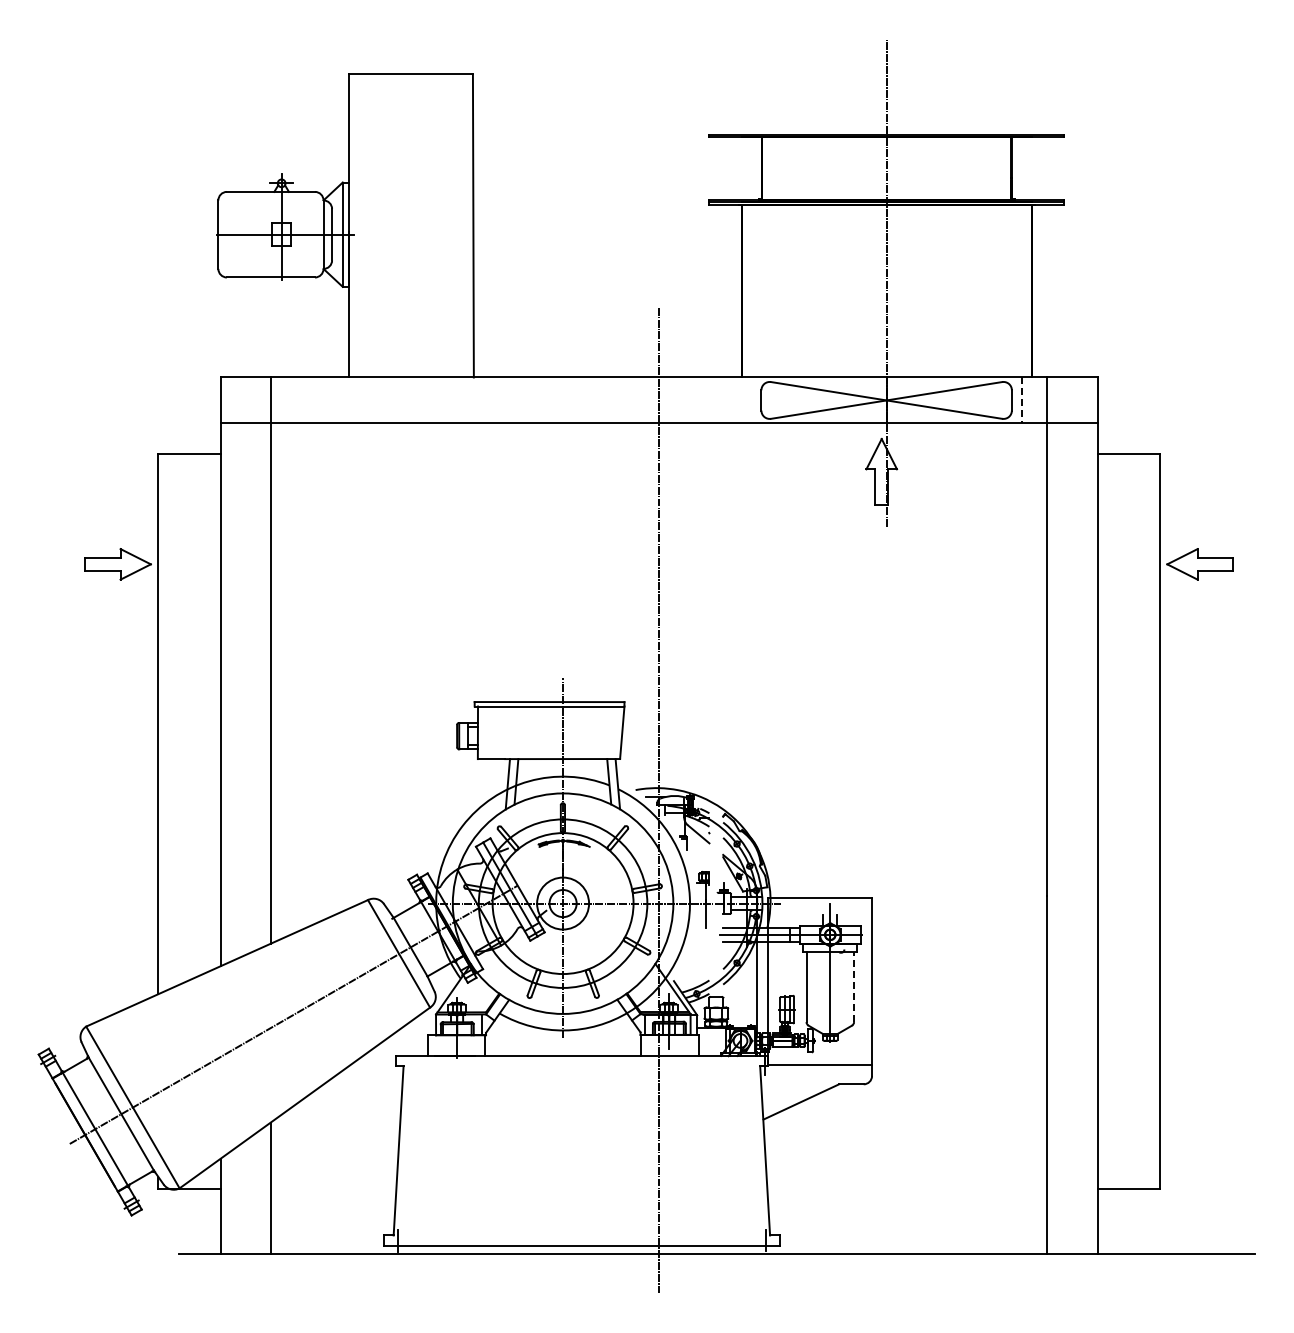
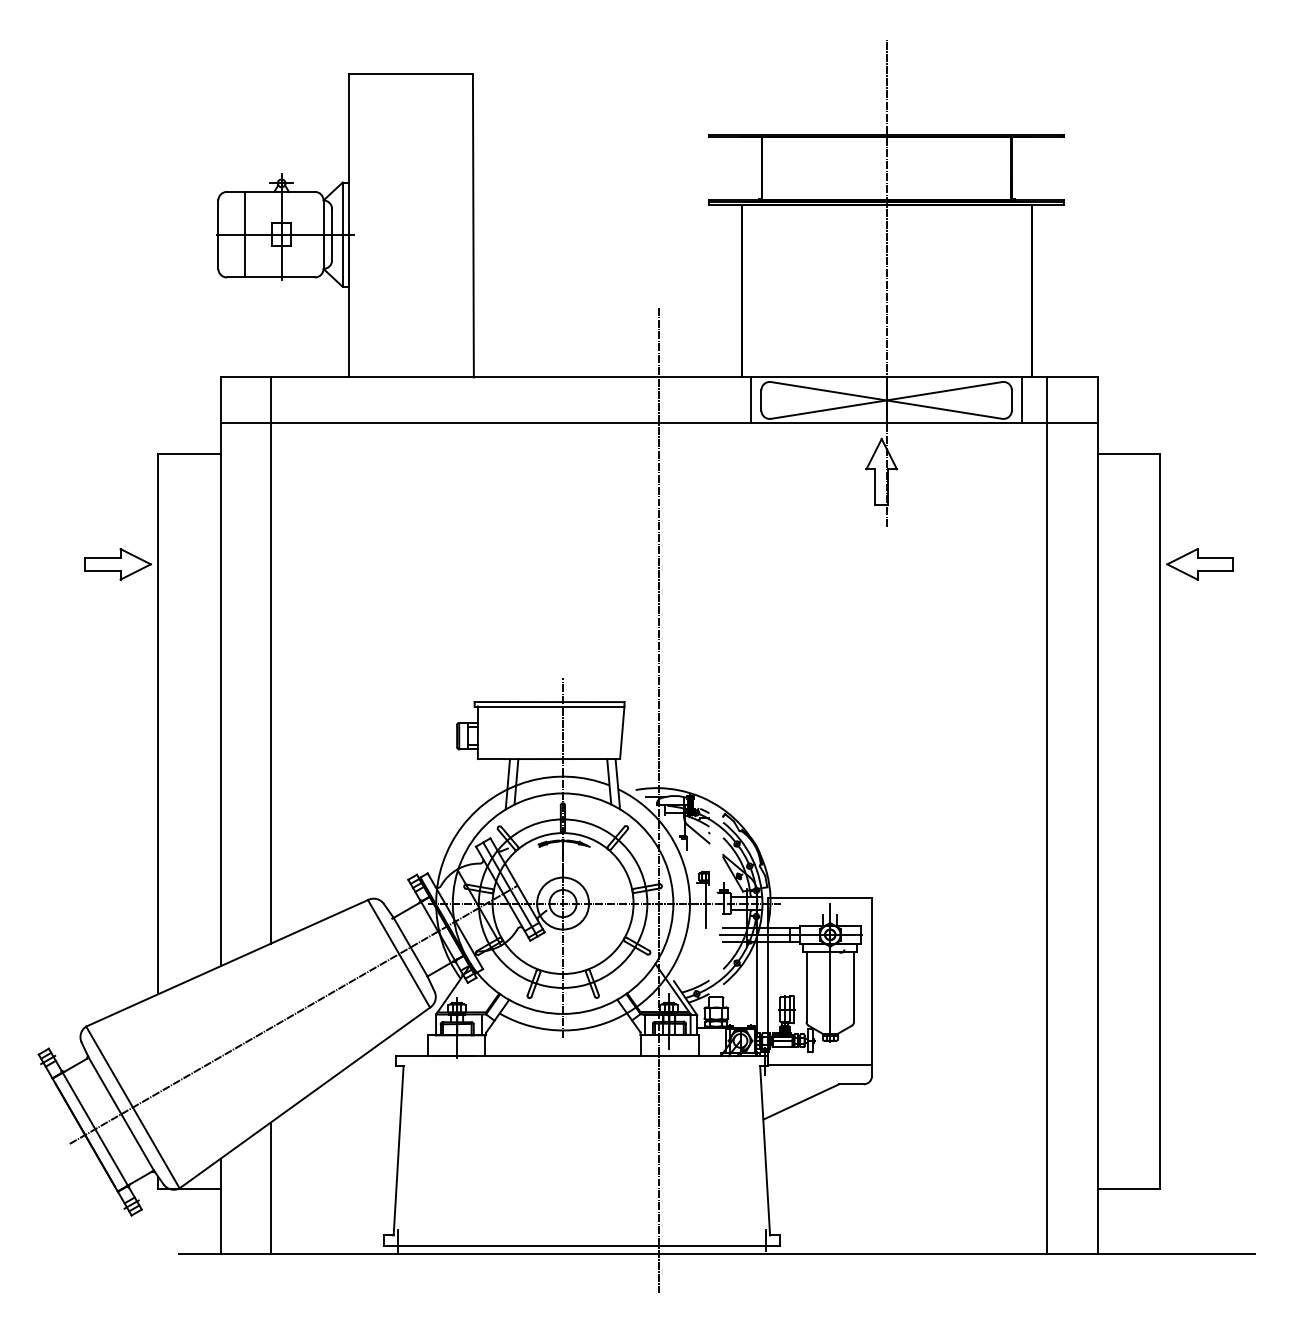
line: none -> present (245, 234)
line: none -> present (750, 400)
line: dashed -> solid (1022, 400)
line: dashed -> solid (854, 986)
